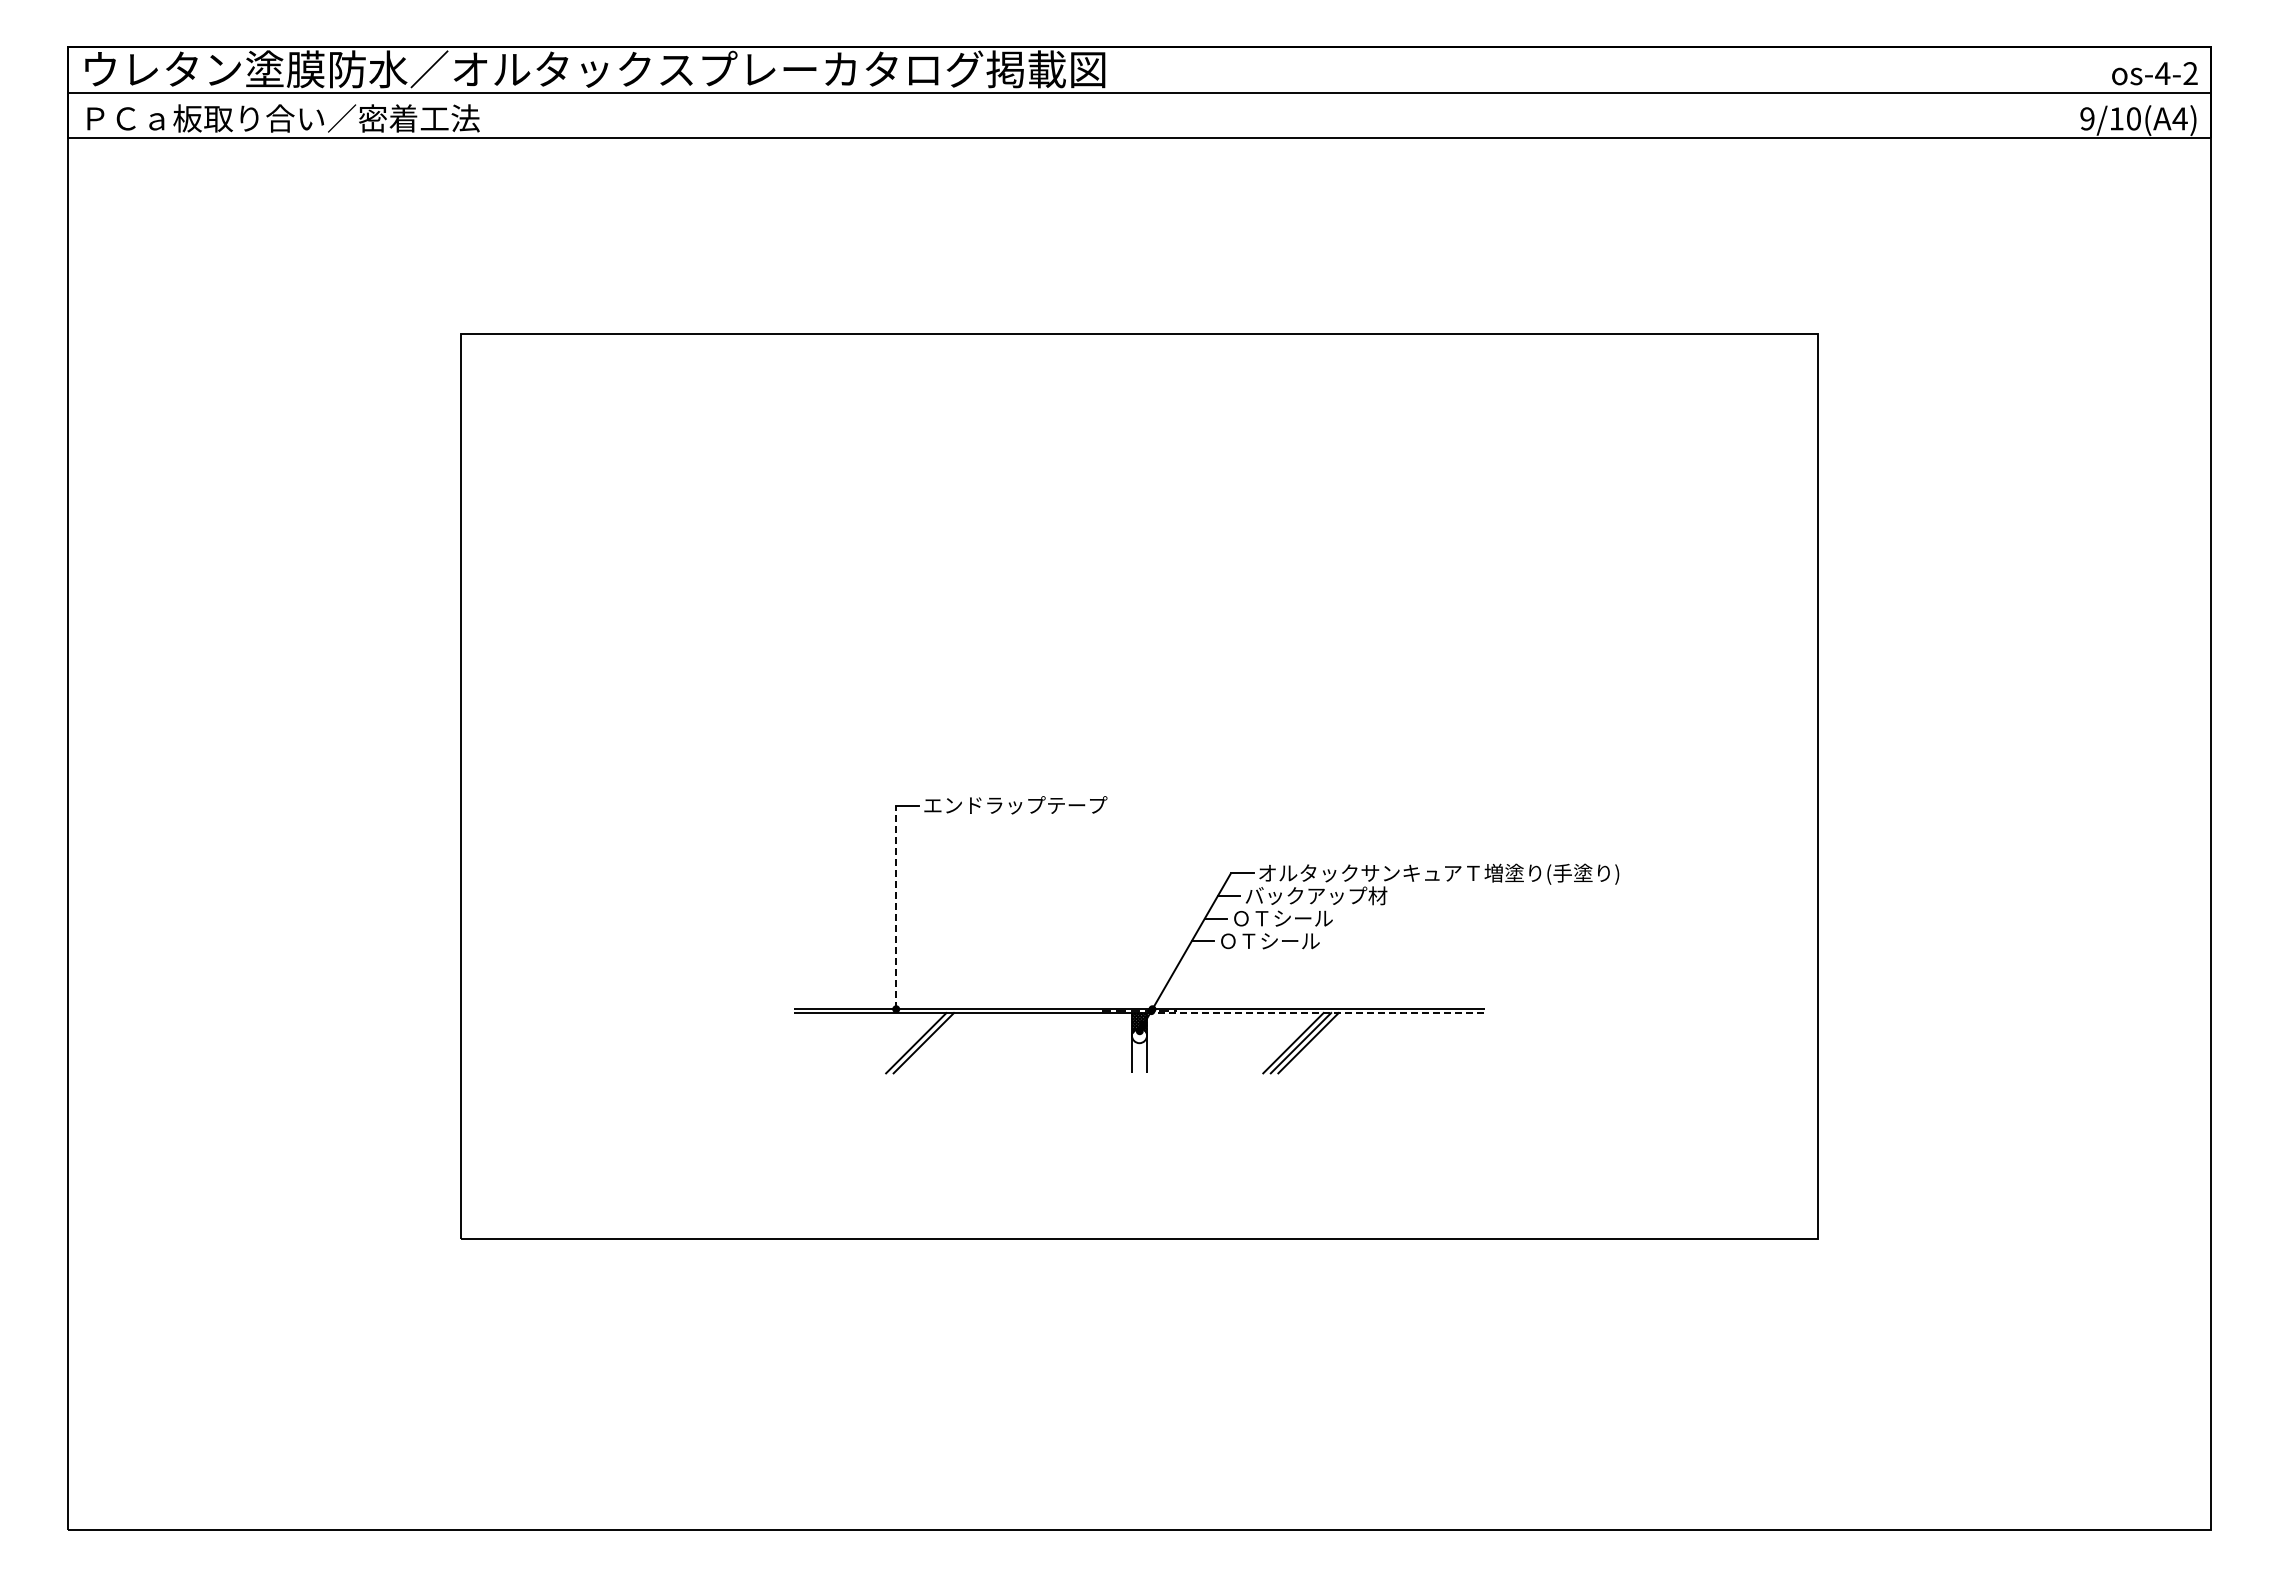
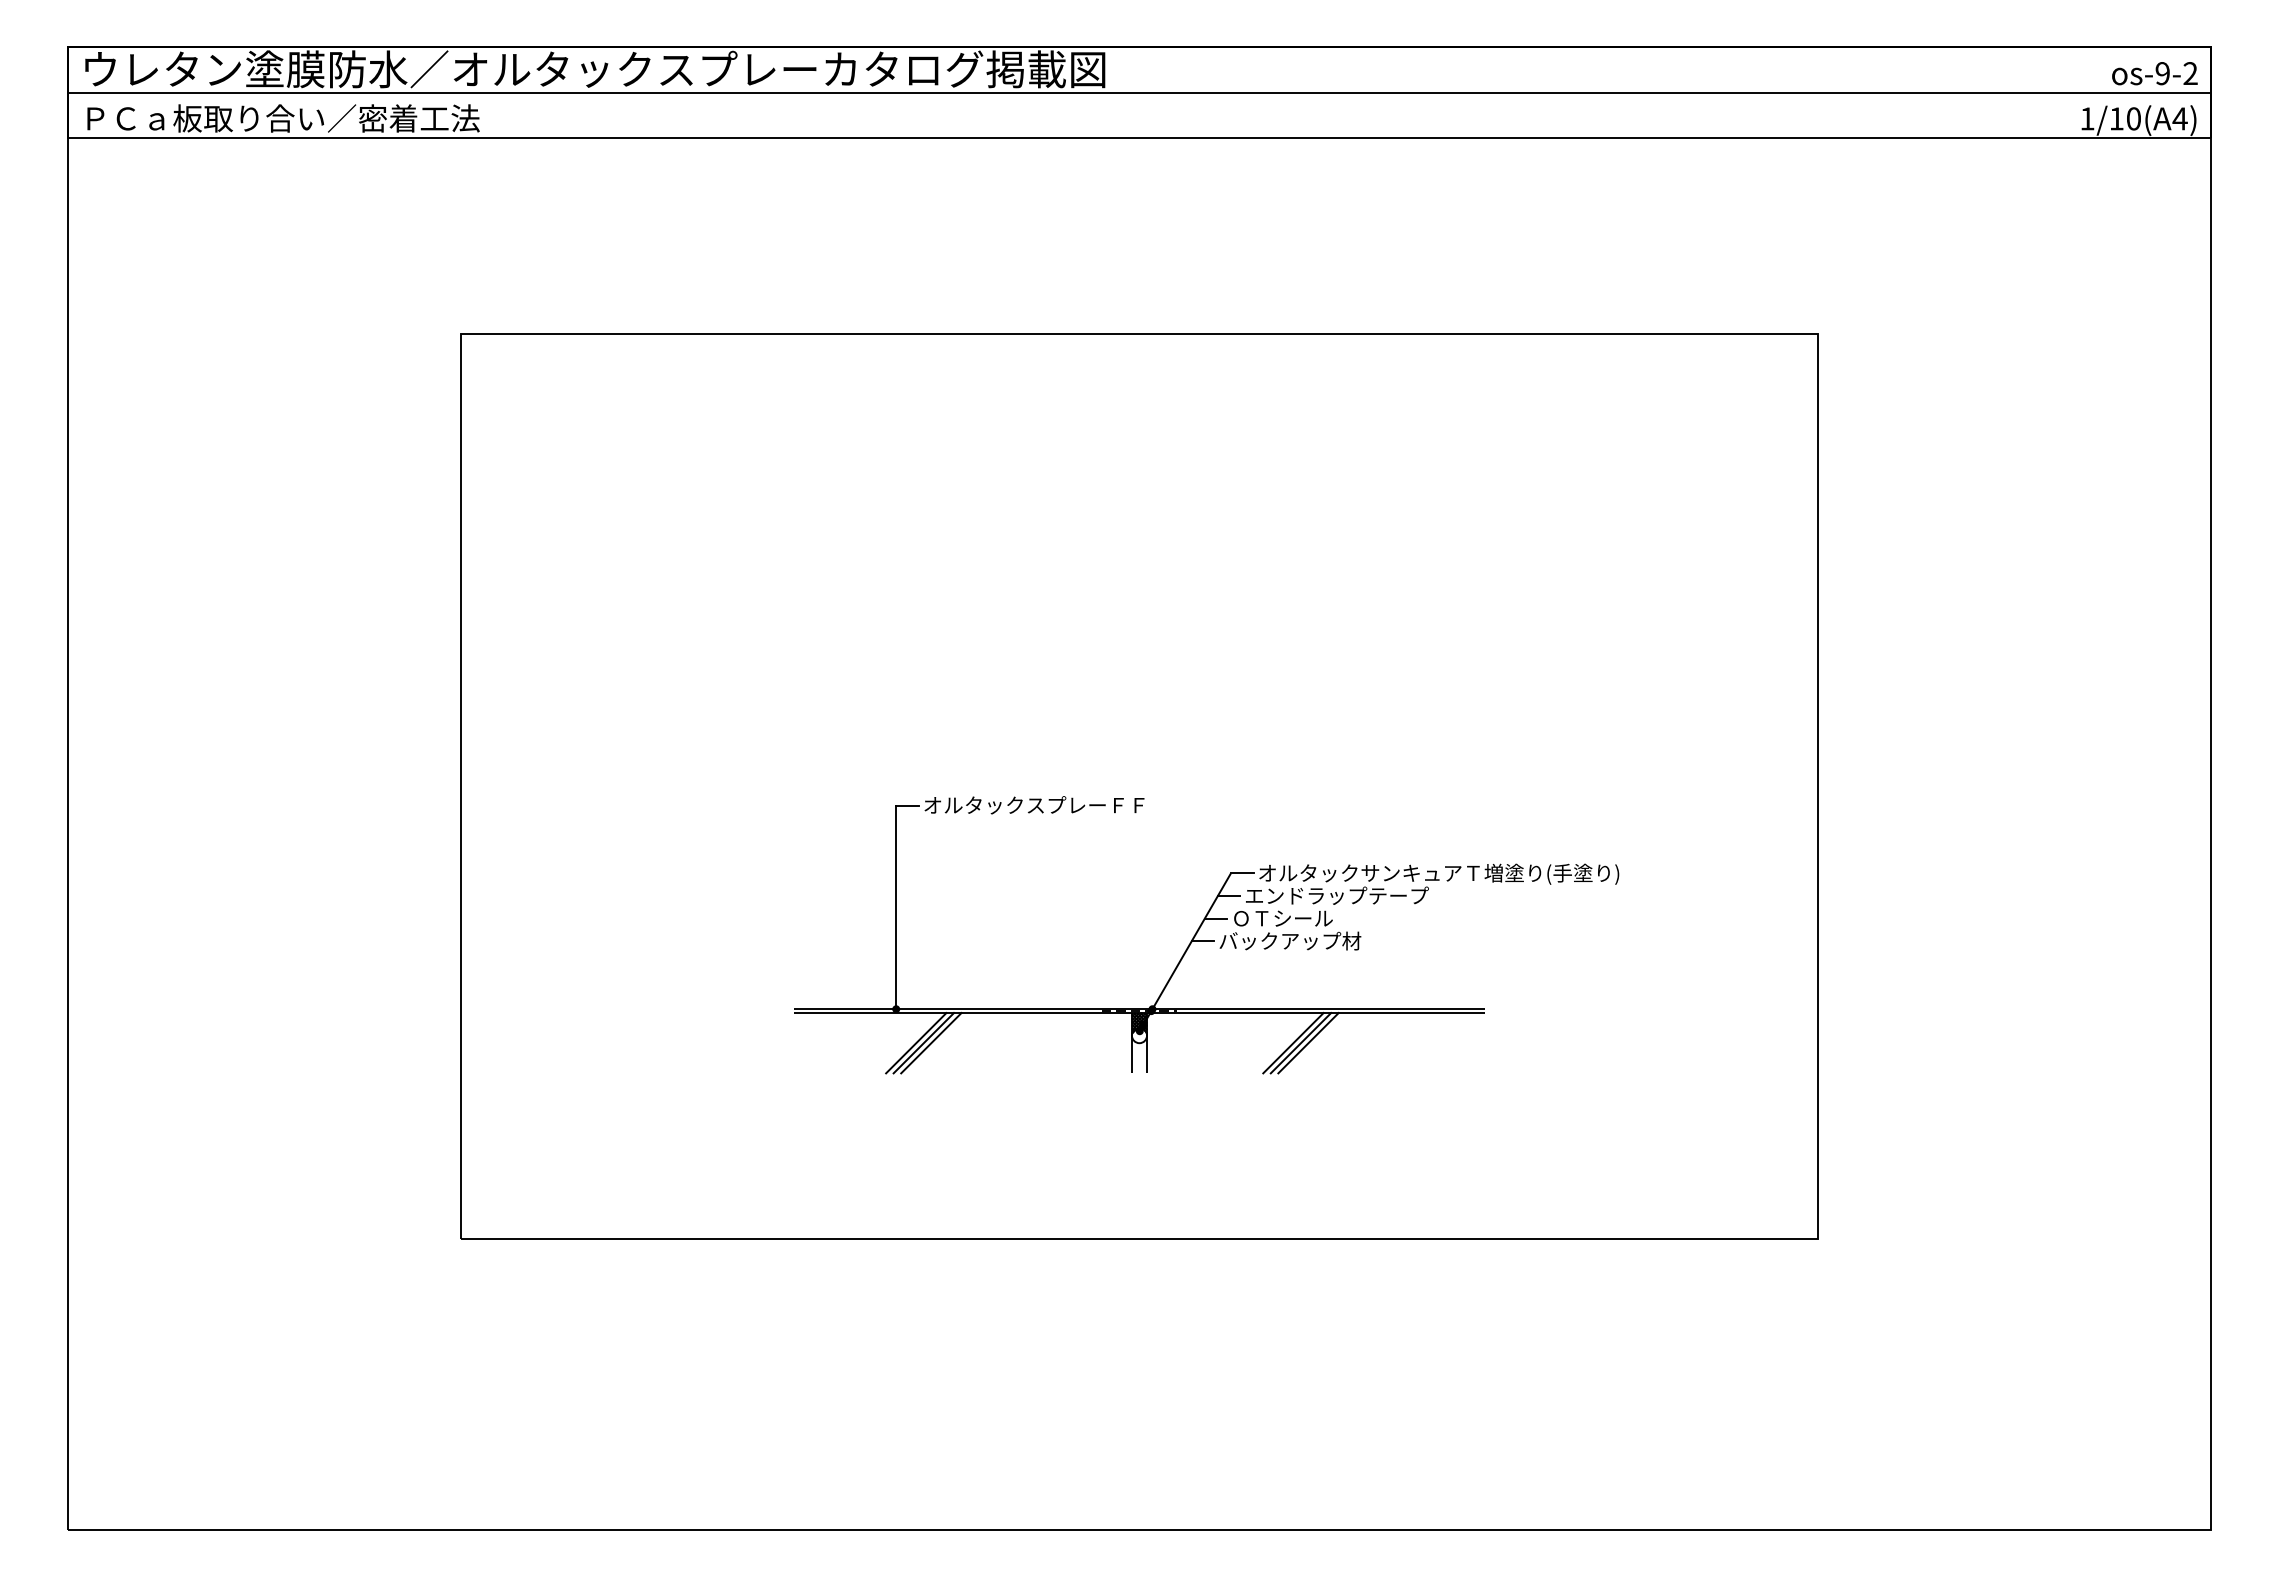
text: os-4-2 -> os-9-2 (2162, 73)
text: 9/10(A4) -> 1/10(A4) (2087, 118)
text: エンドラップテープ -> オルタックスプレーＦＦ (1034, 805)
text: バックアップ材 -> エンドラップテープ (1337, 895)
line: dashed -> solid (896, 907)
text: ＯＴシール -> バックアップ材 (1290, 940)
line: dashed -> solid (1315, 1013)
line: none -> present (931, 1043)
